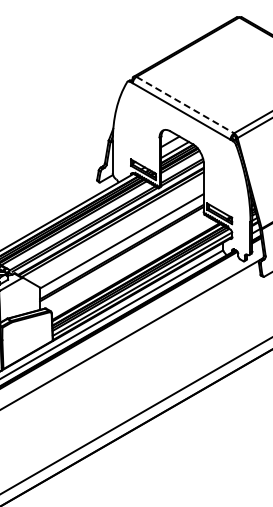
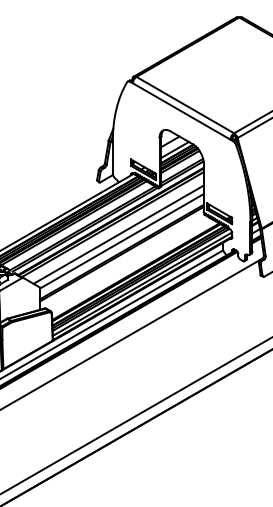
line: dashed -> solid (185, 105)
line: none -> present (118, 234)
